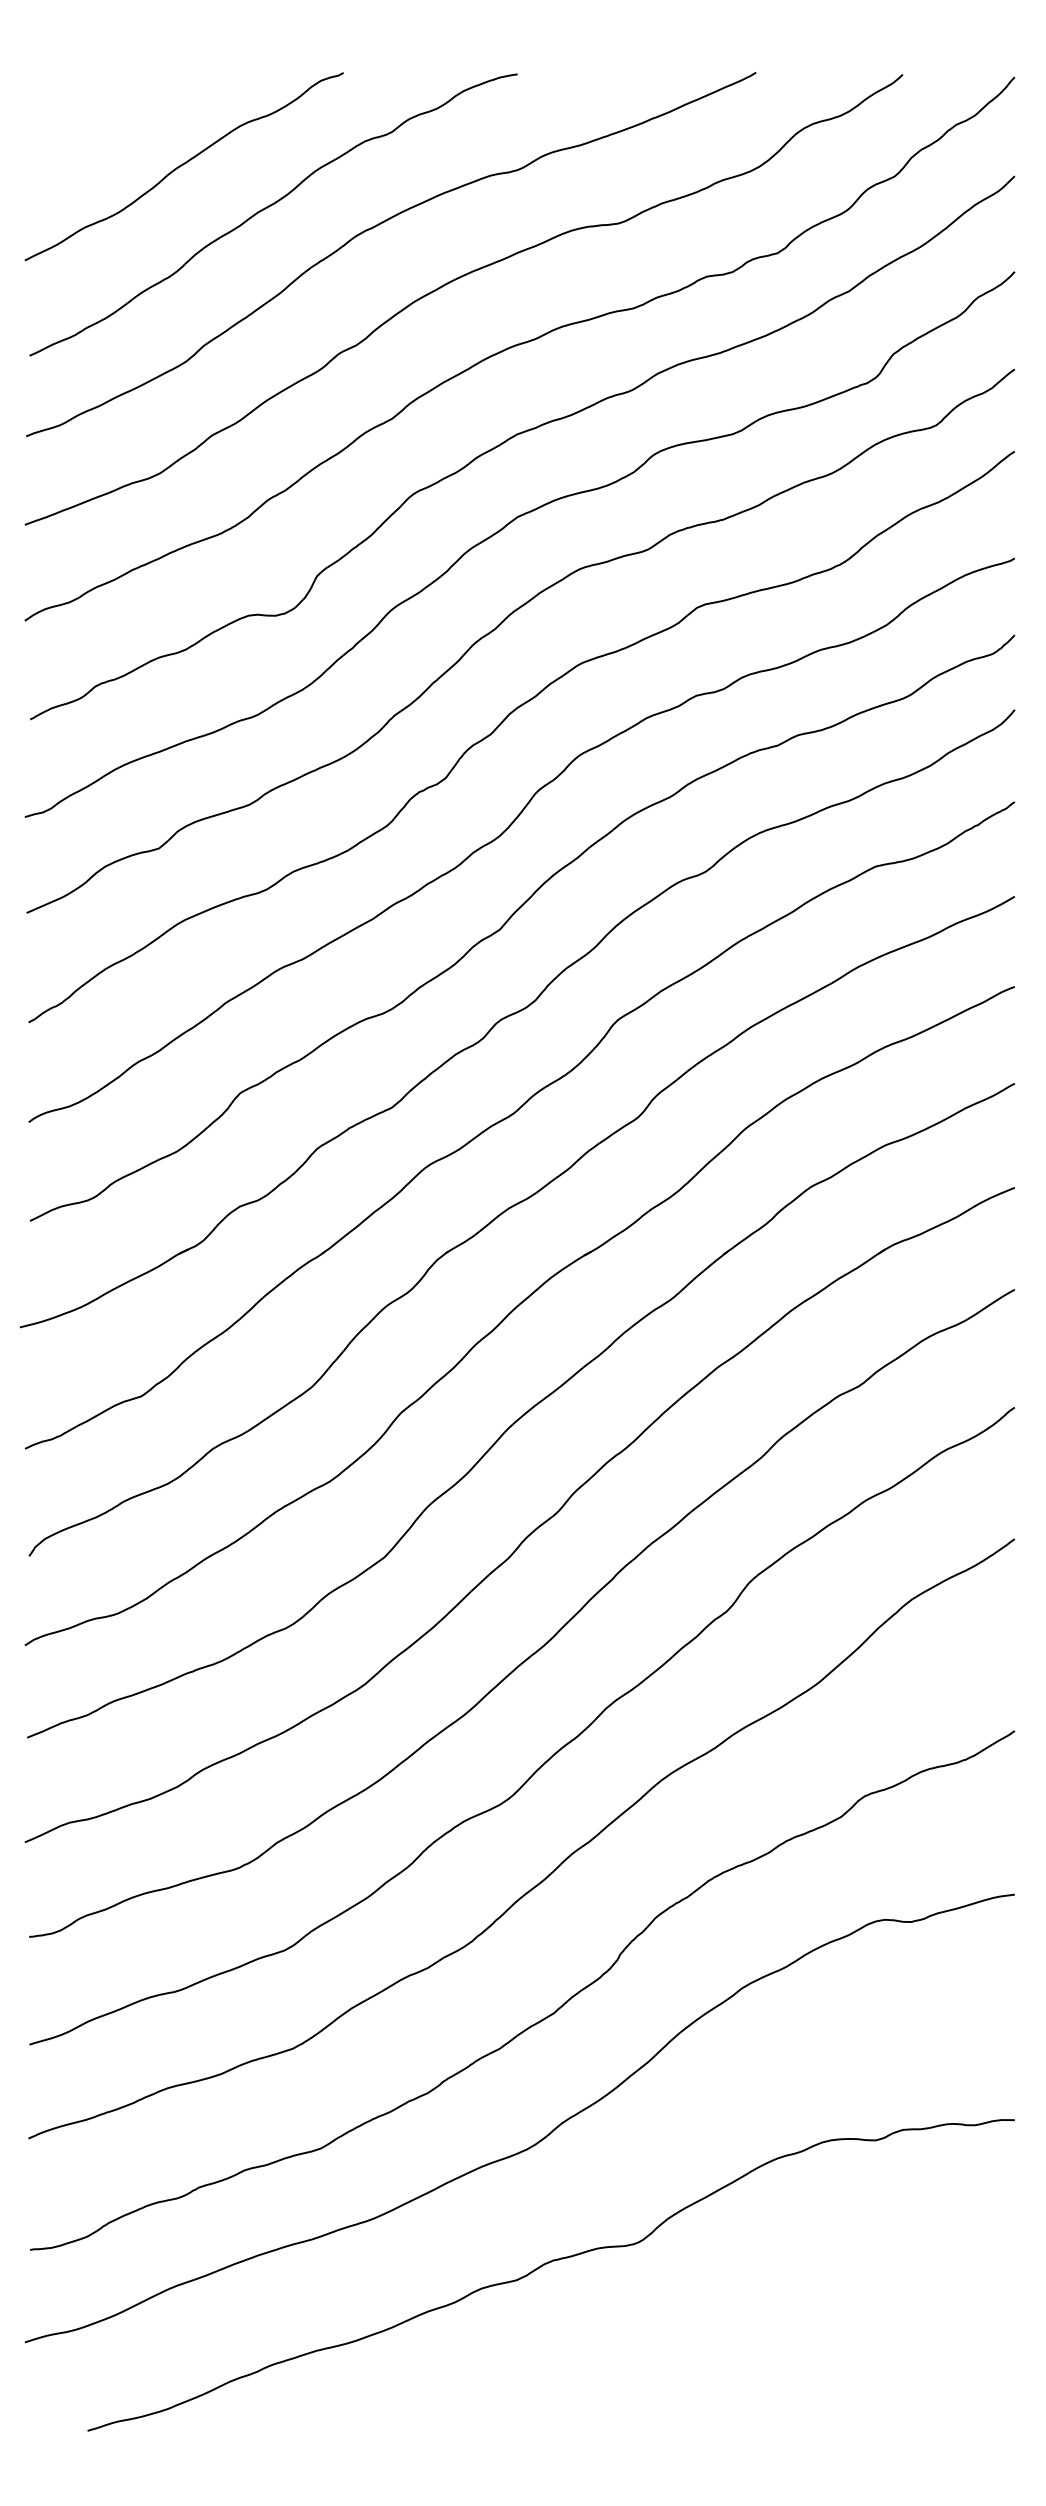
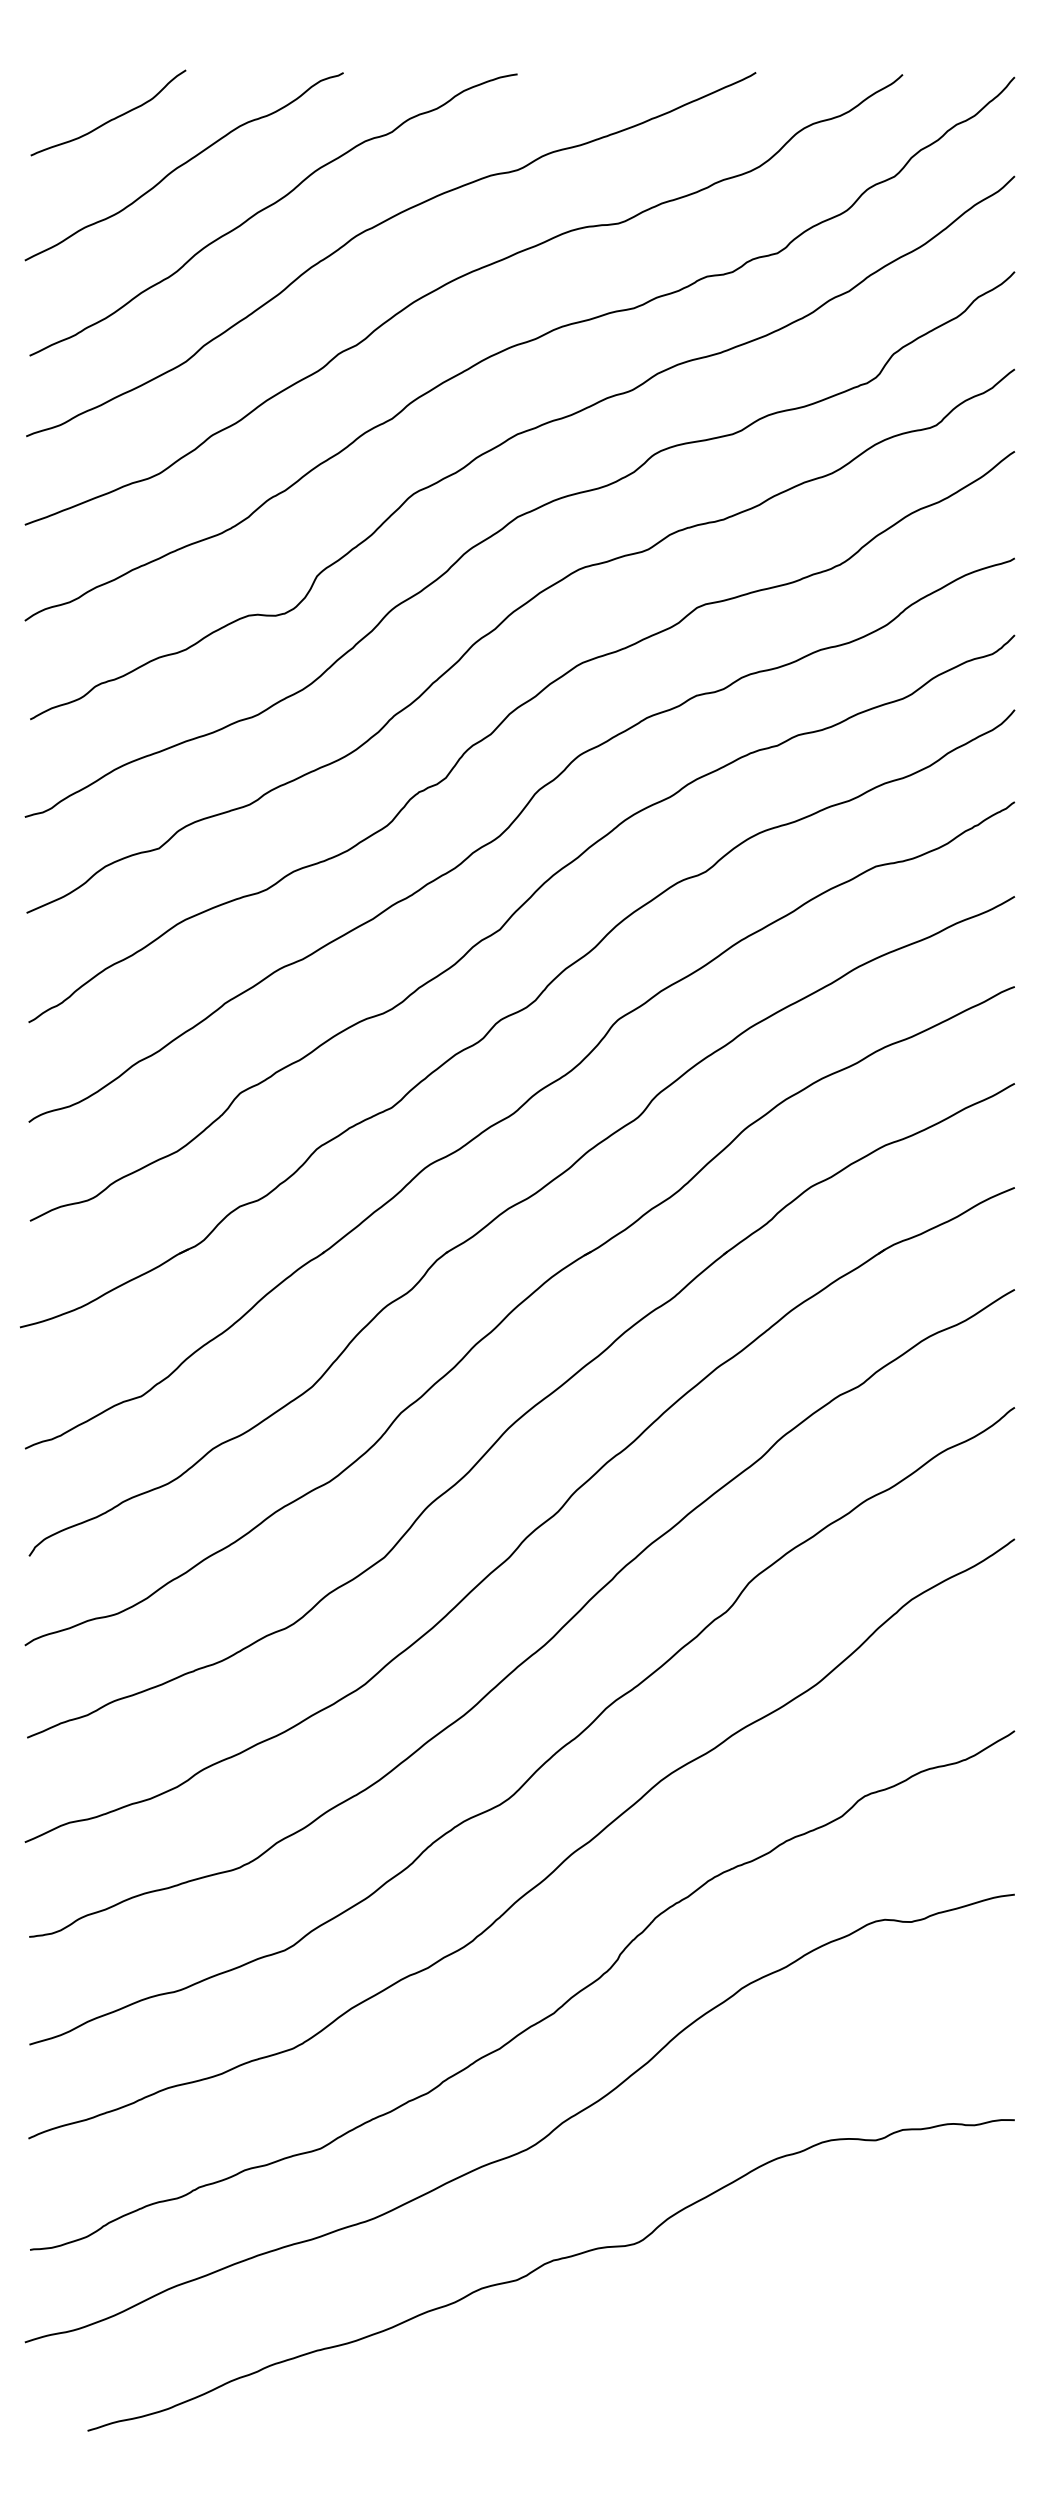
curve: none -> present (112, 118)
